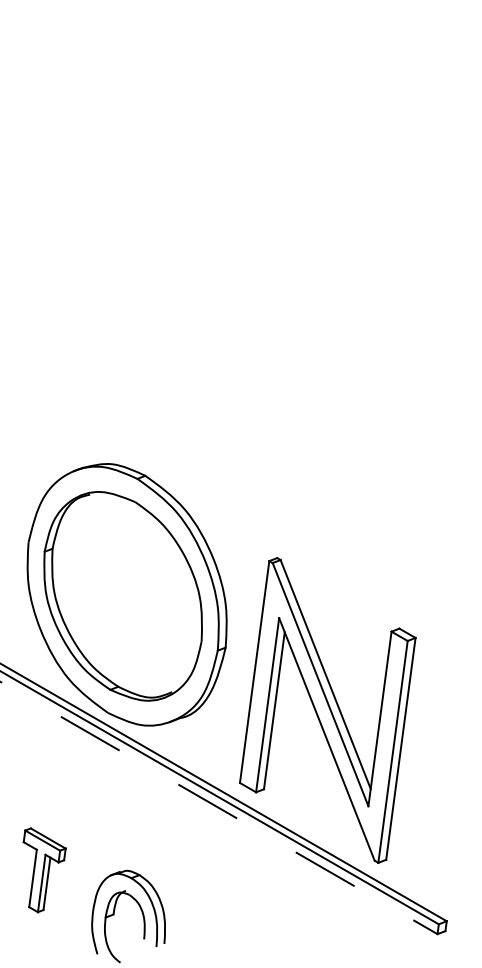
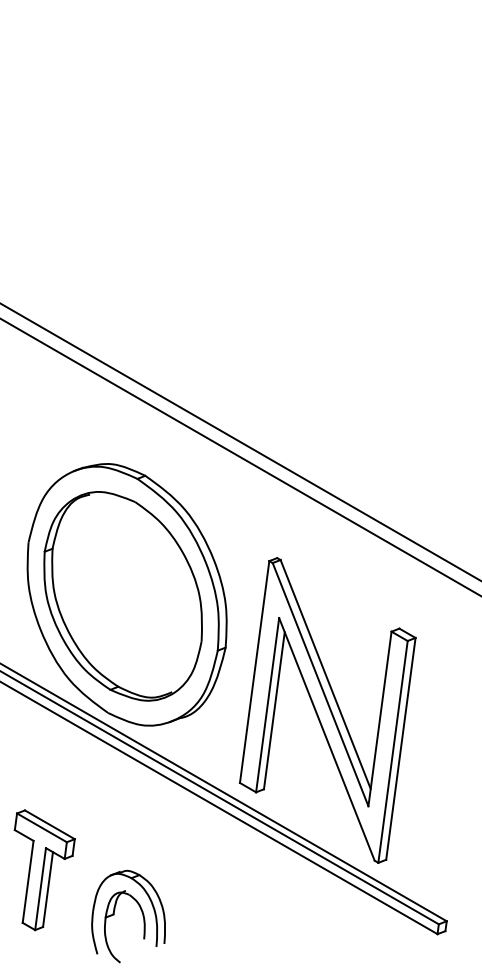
line: none -> present (240, 441)
line: none -> present (240, 456)
line: dashed -> solid (219, 808)
part size: 45x87 px -> 63x123 px (44, 870)
